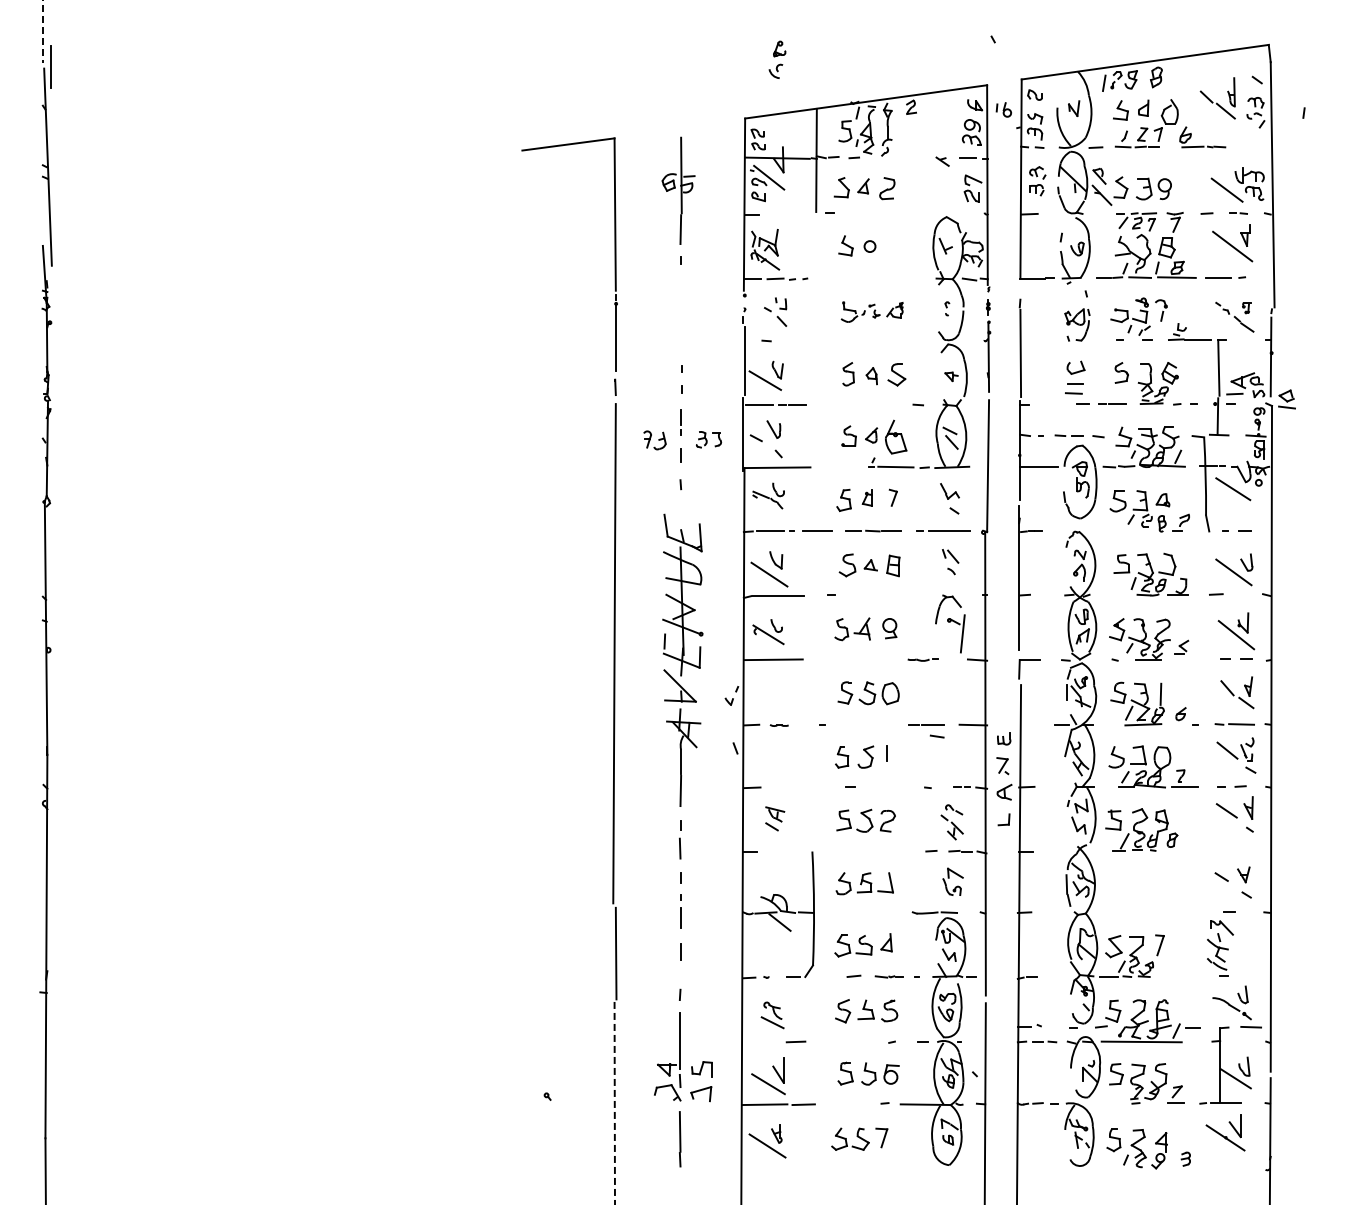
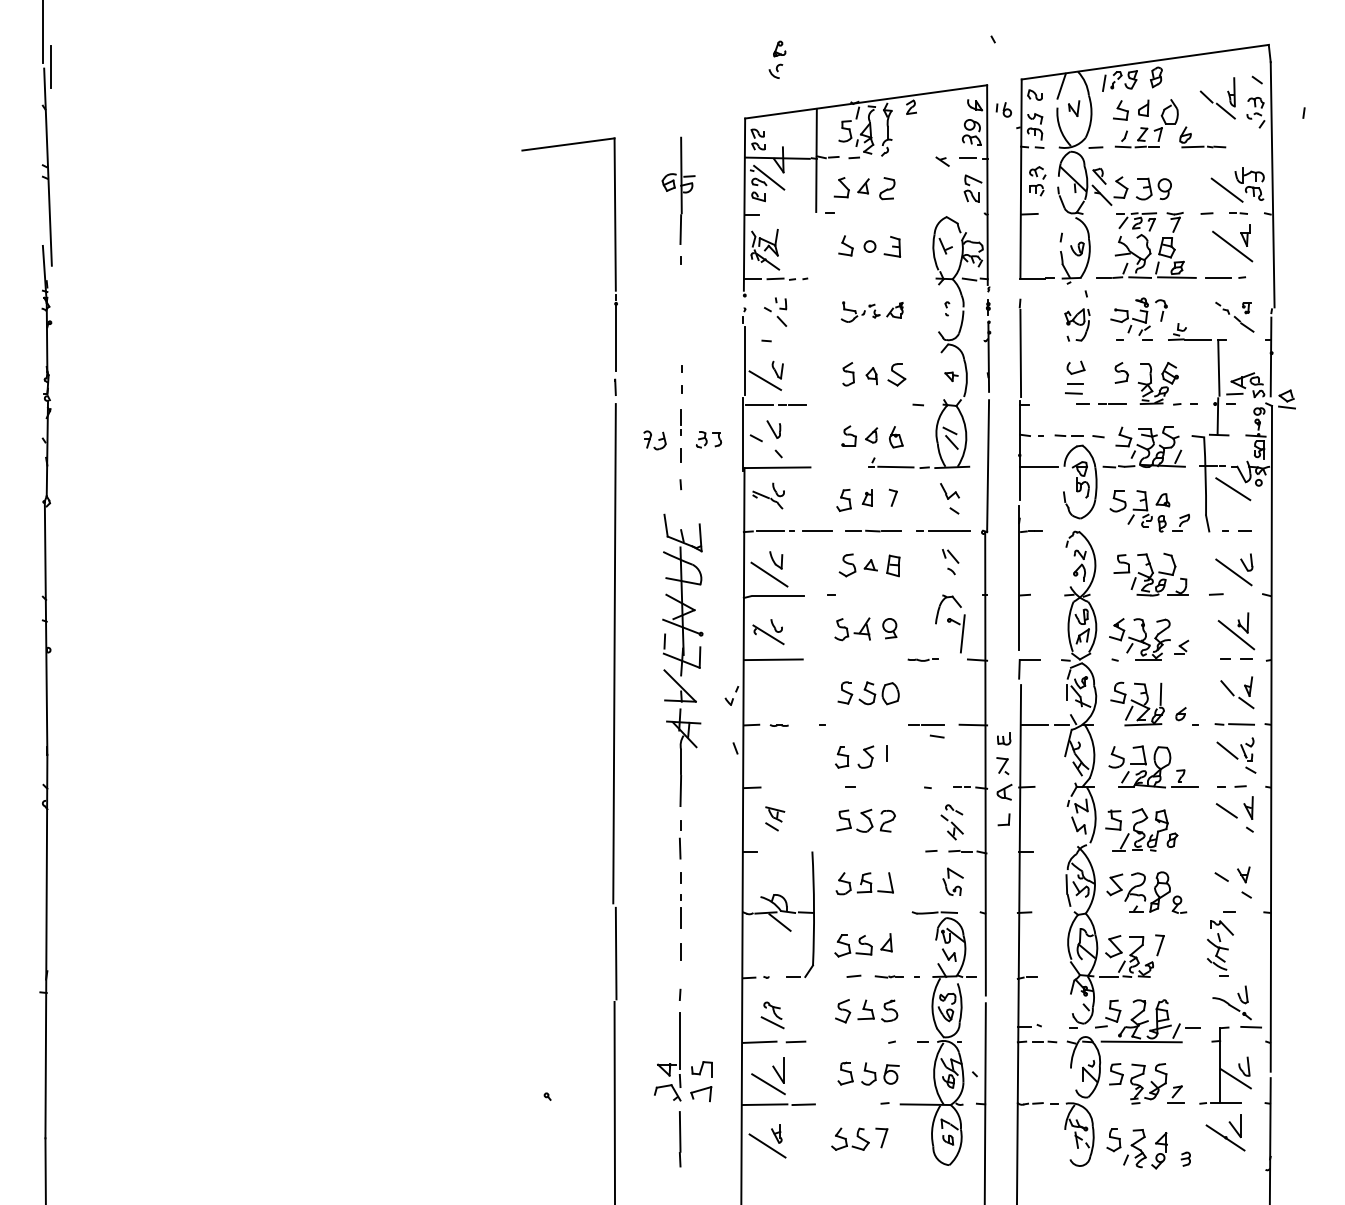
line: dashed -> solid (42, 31)
line: none -> present (1061, 85)
part: none -> present (892, 246)
part size: 23x36 px -> 15x23 px (896, 437)
line: none -> present (1034, 725)
part: none -> present (1146, 892)
line: none -> present (759, 1041)
line: dashed -> solid (614, 1103)
